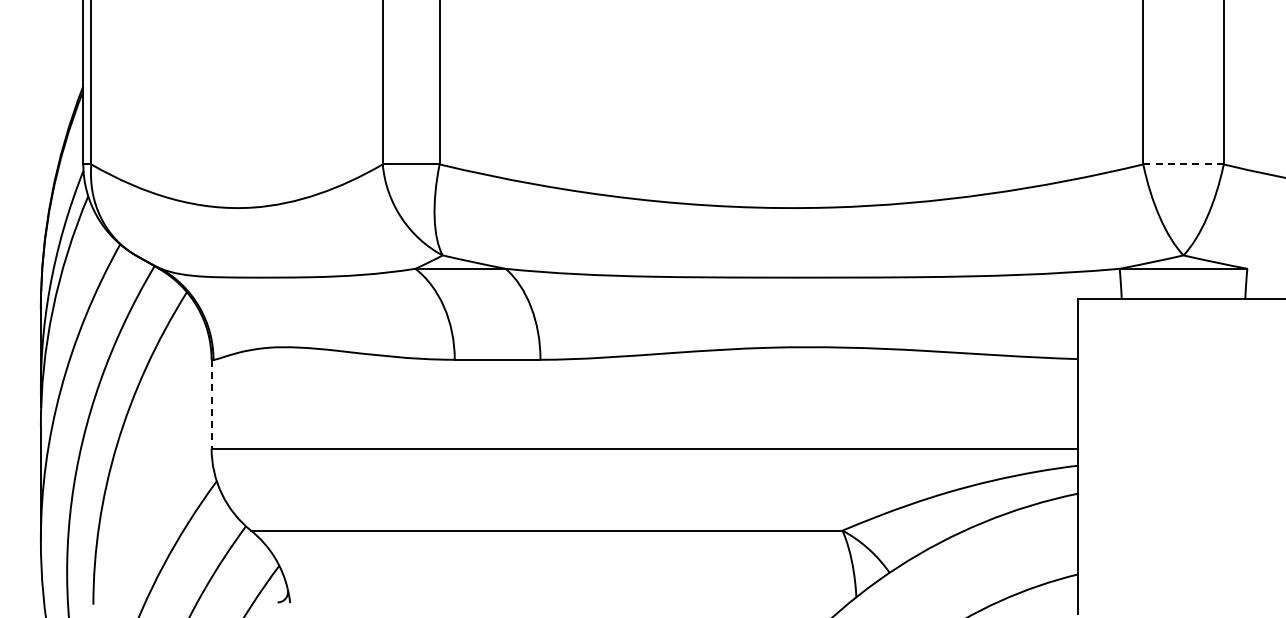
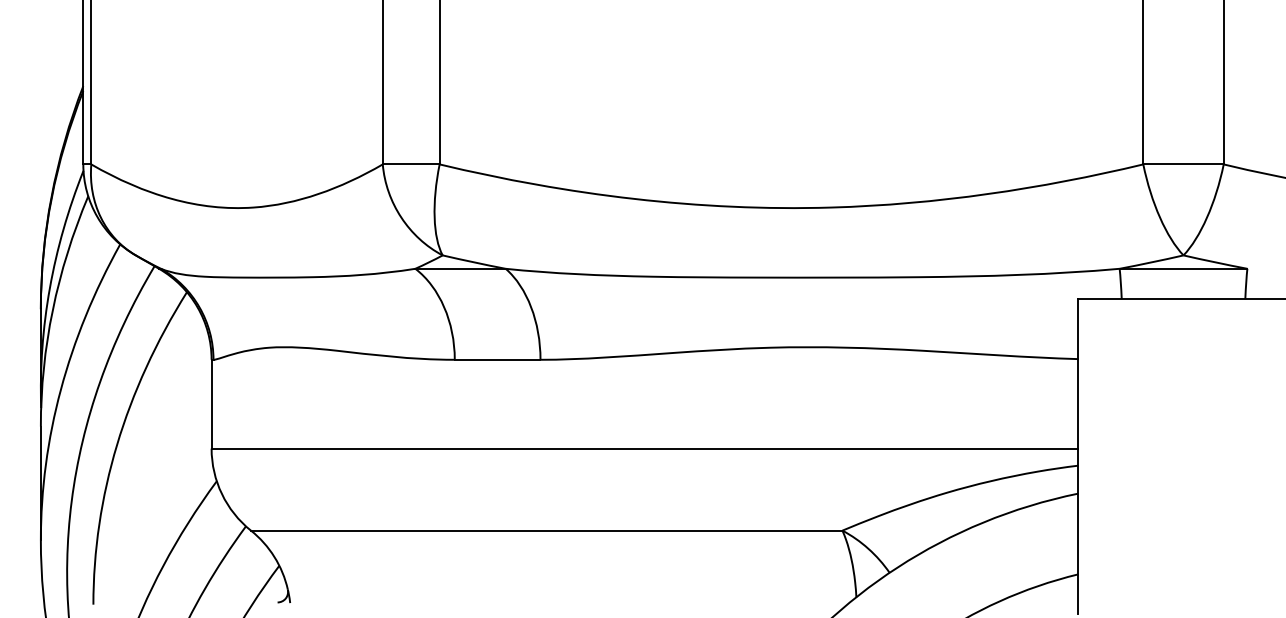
line: dashed -> solid (1184, 164)
line: dashed -> solid (211, 404)
